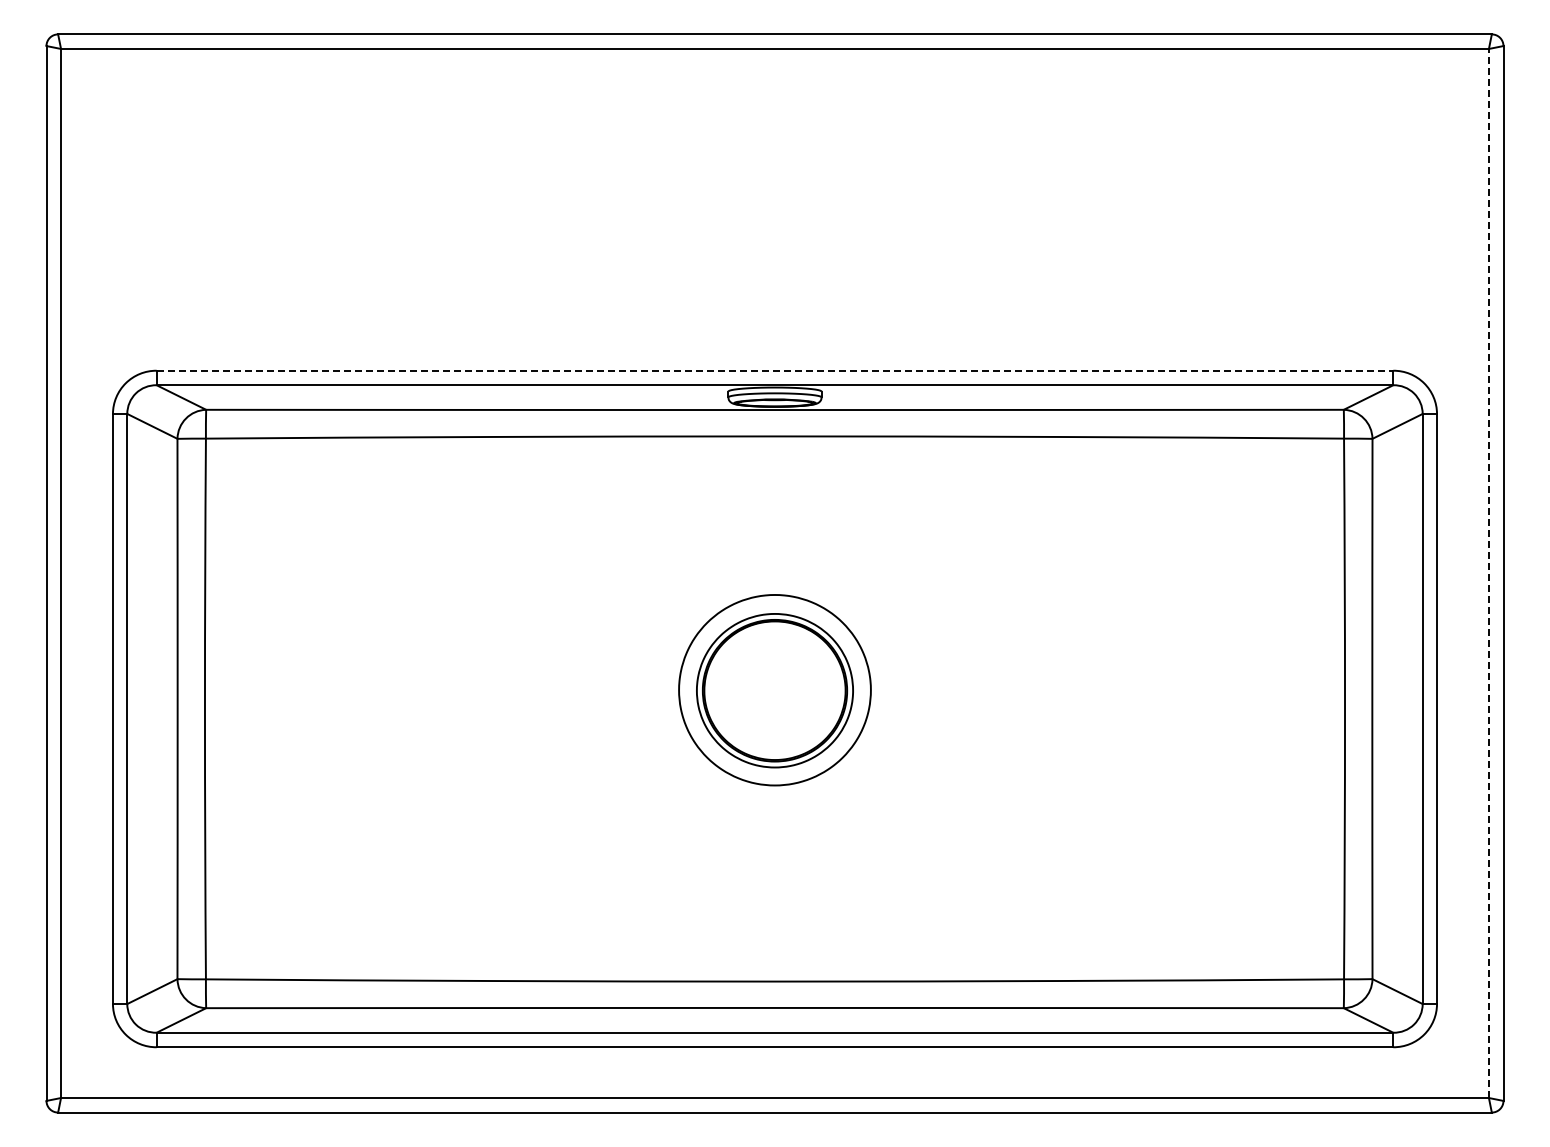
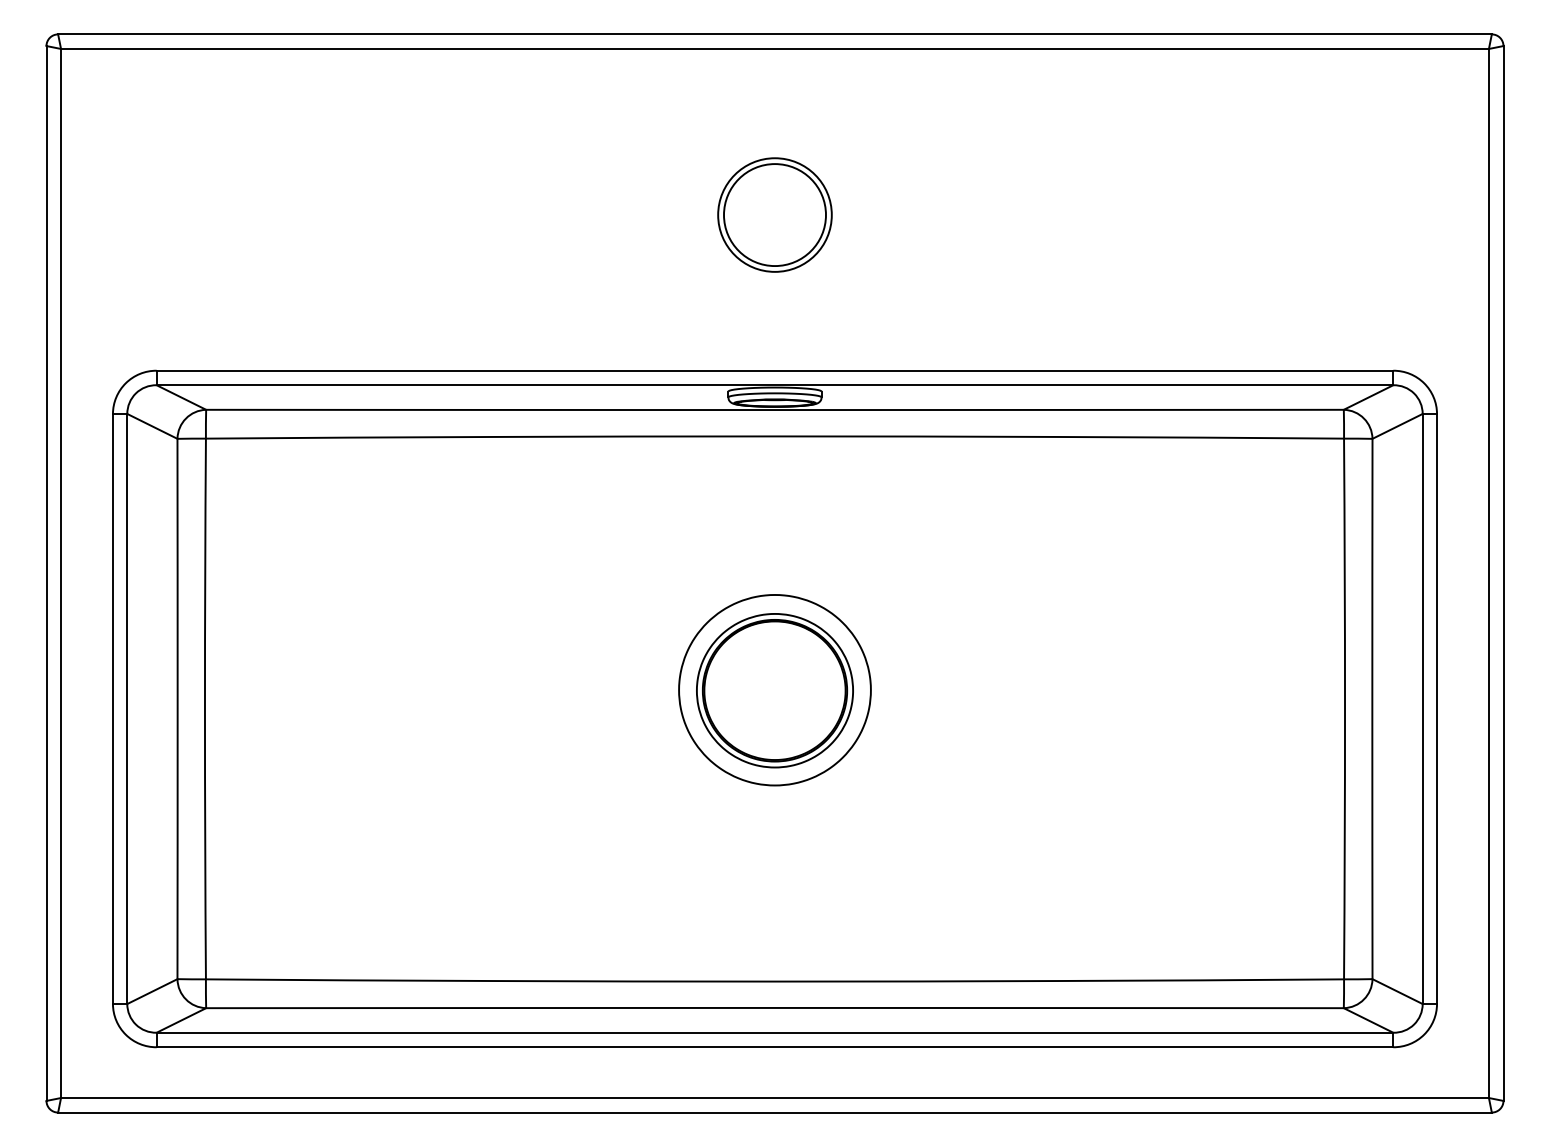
part: none -> present (774, 214)
line: dashed -> solid (775, 370)
line: dashed -> solid (1488, 573)
